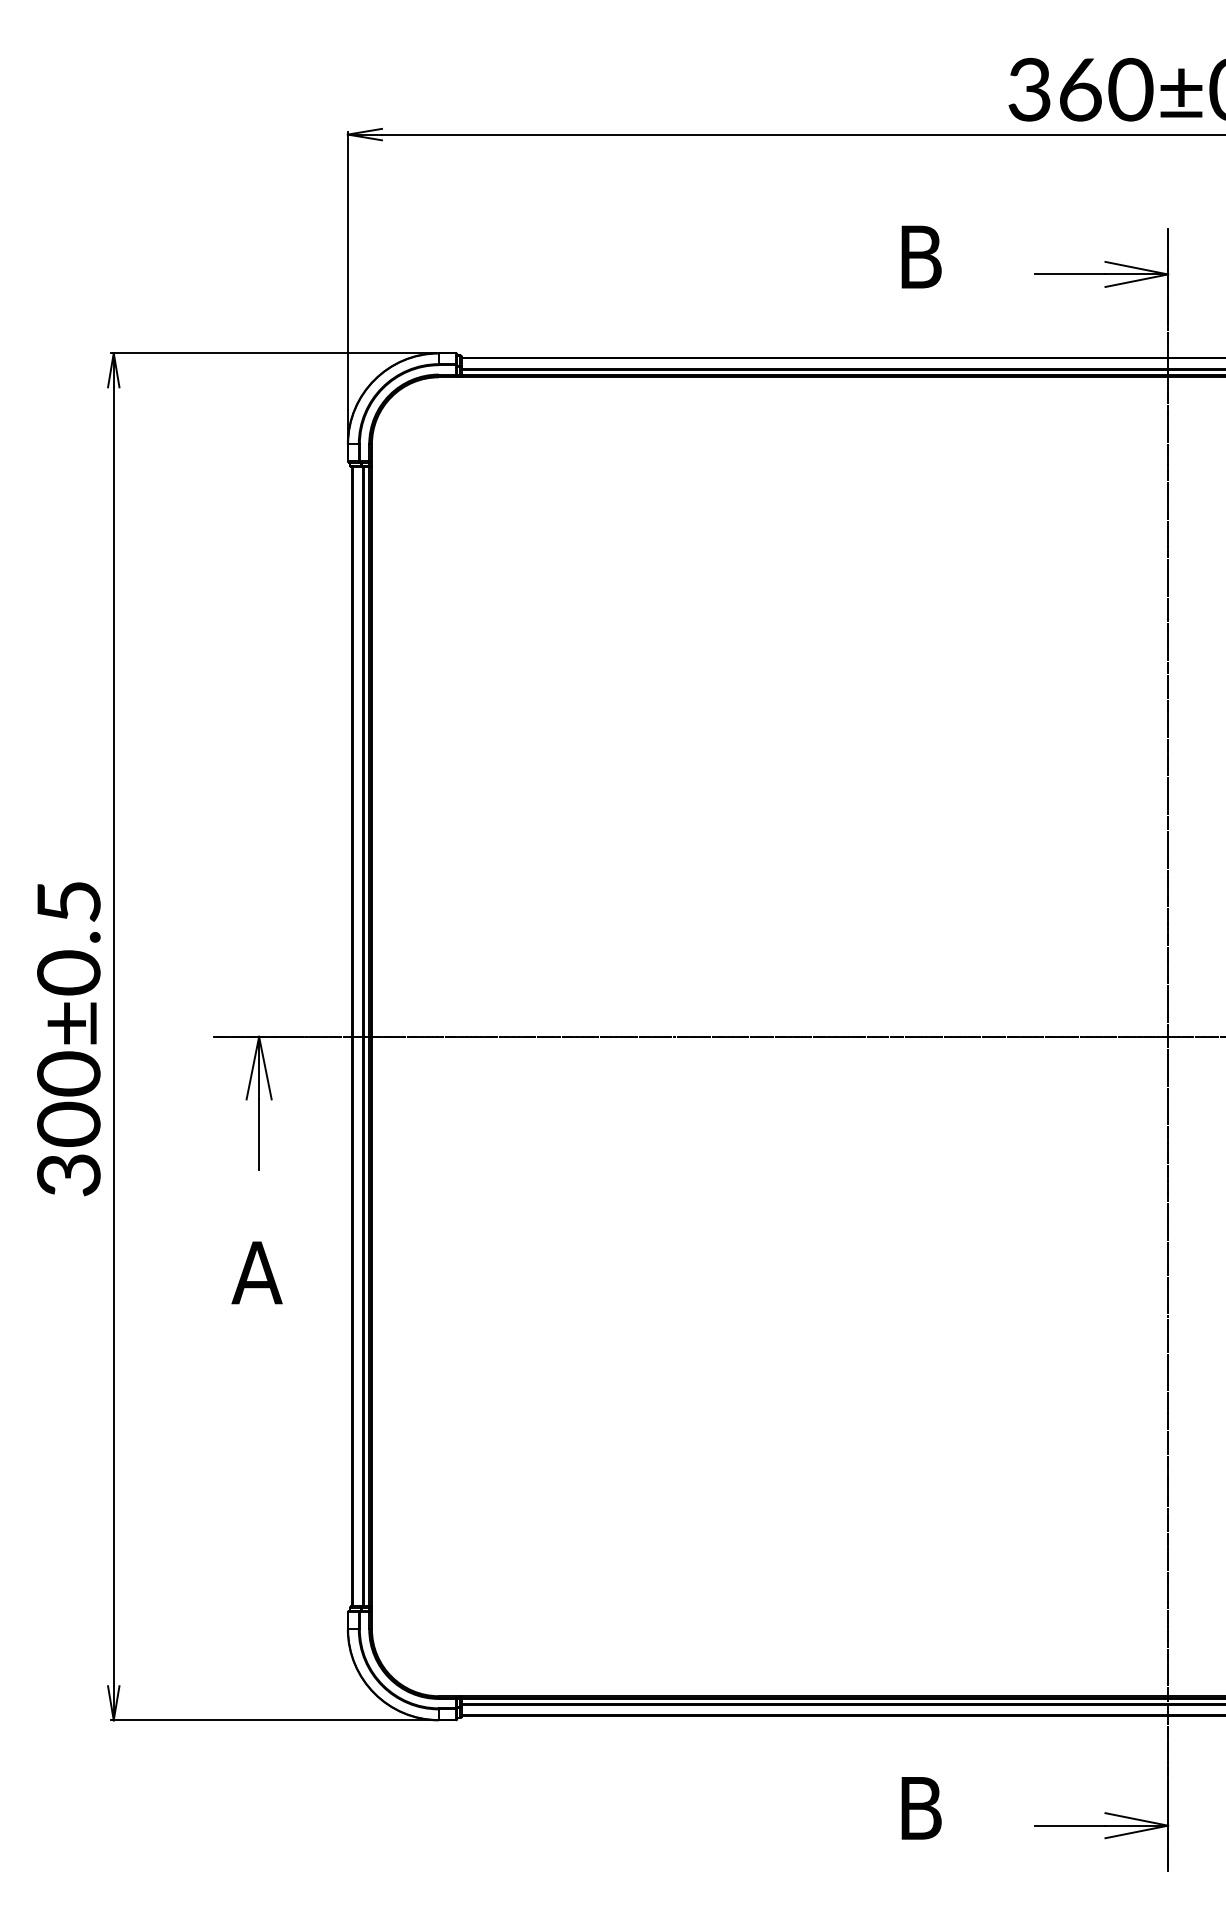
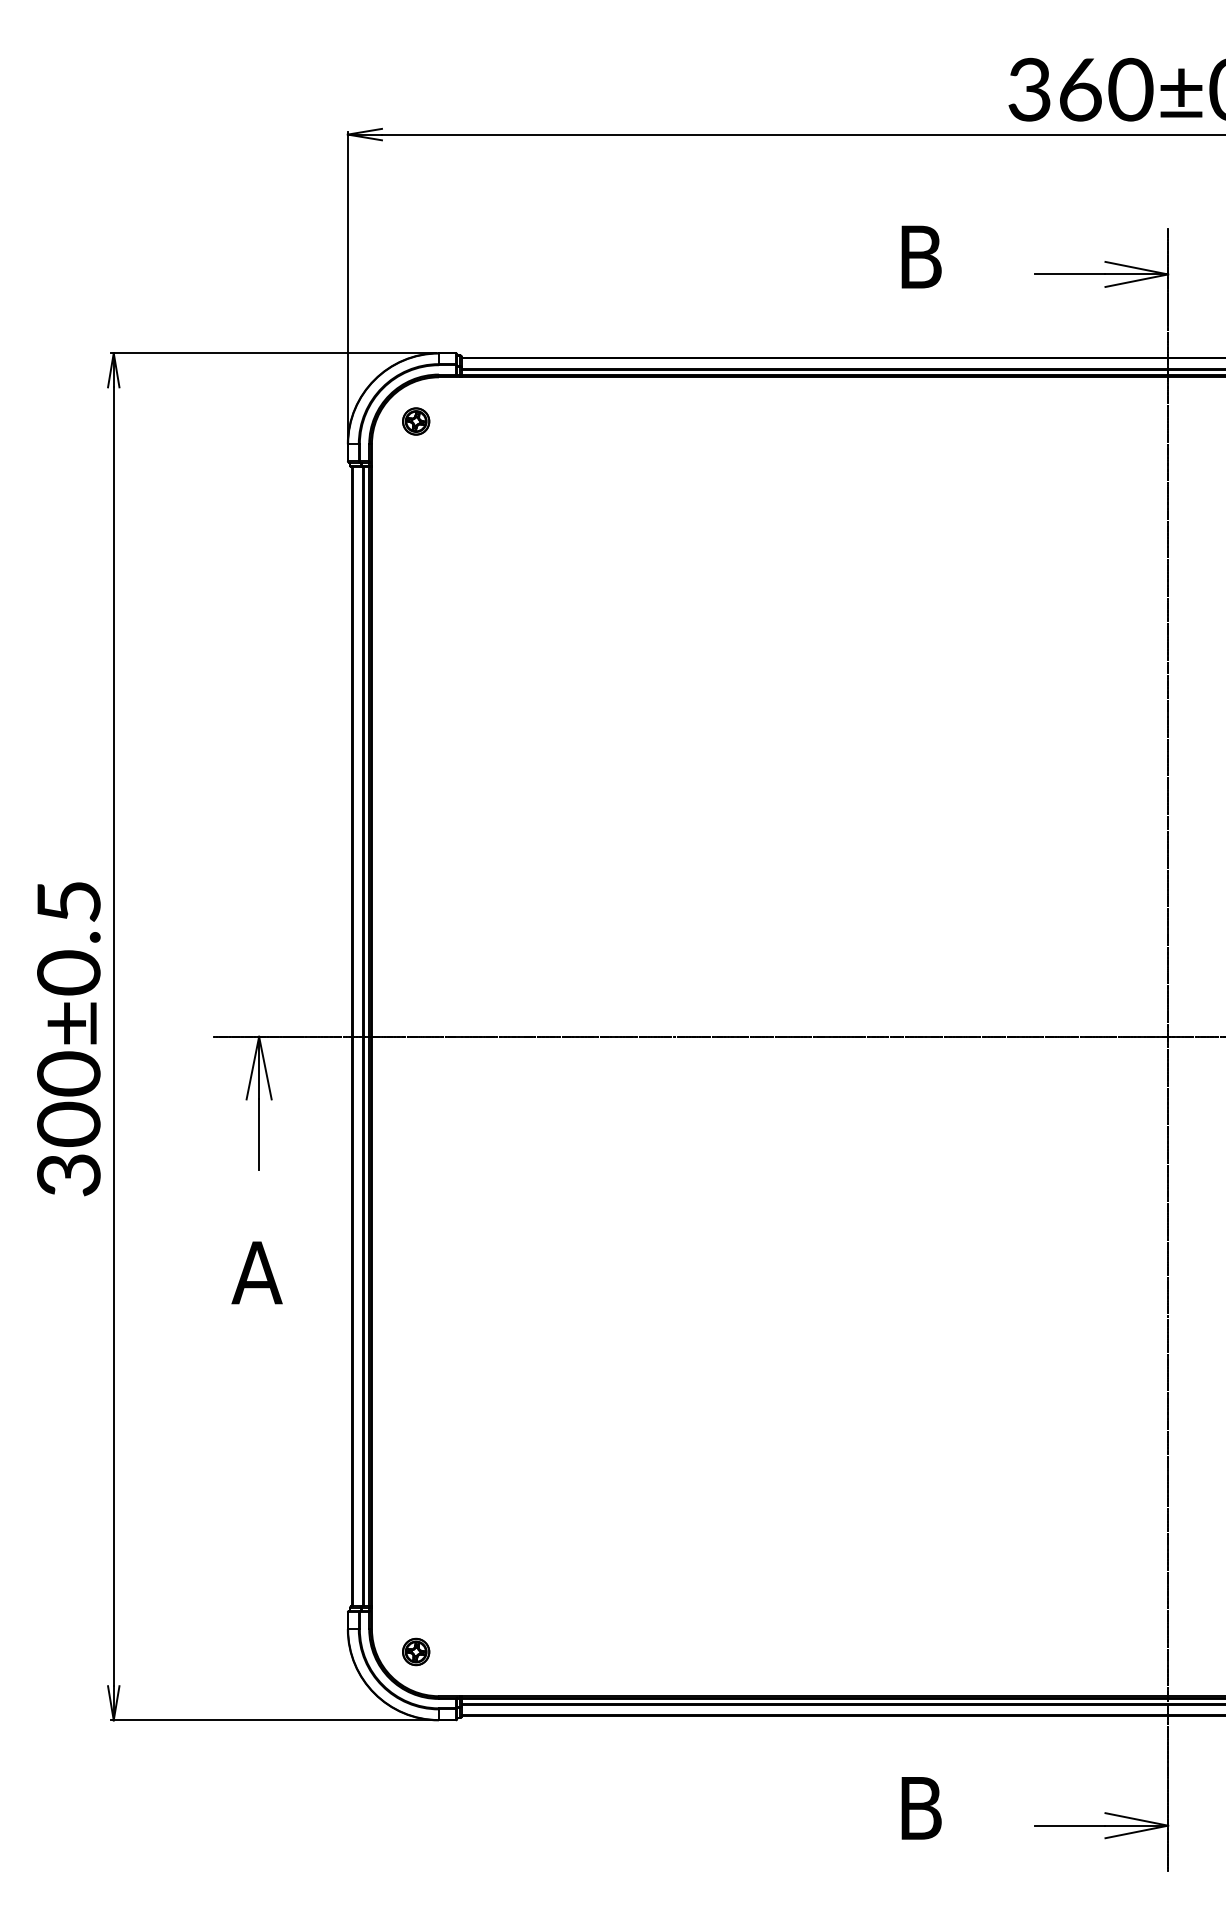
part: none -> present (416, 421)
part: none -> present (416, 1651)
